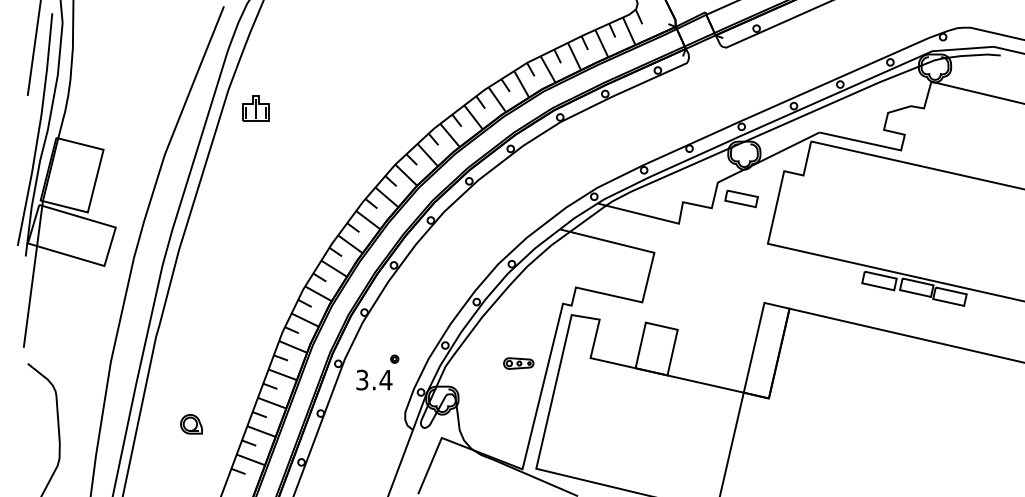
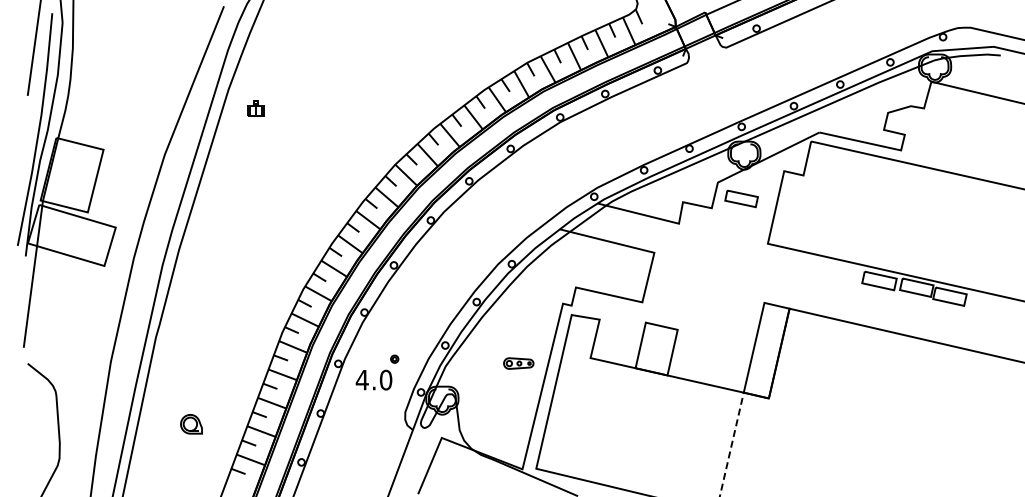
part size: 28x27 px -> 18x17 px (255, 108)
text: 3.4 -> 4.0 (373, 379)
line: solid -> dashed (731, 444)
